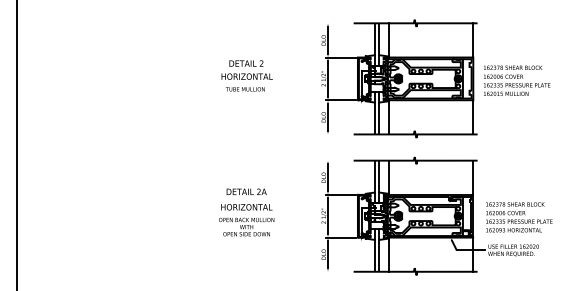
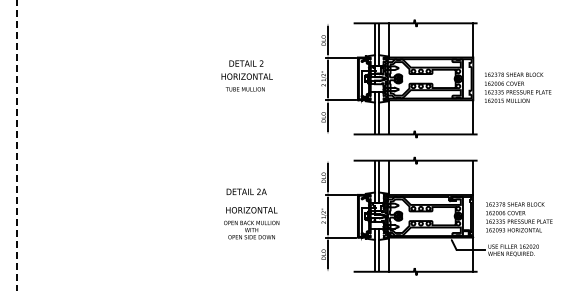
text position: (517, 80) -> (518, 87) (518, 87)
line: solid -> dashed (17, 145)
text position: (246, 220) -> (251, 223) (251, 223)
